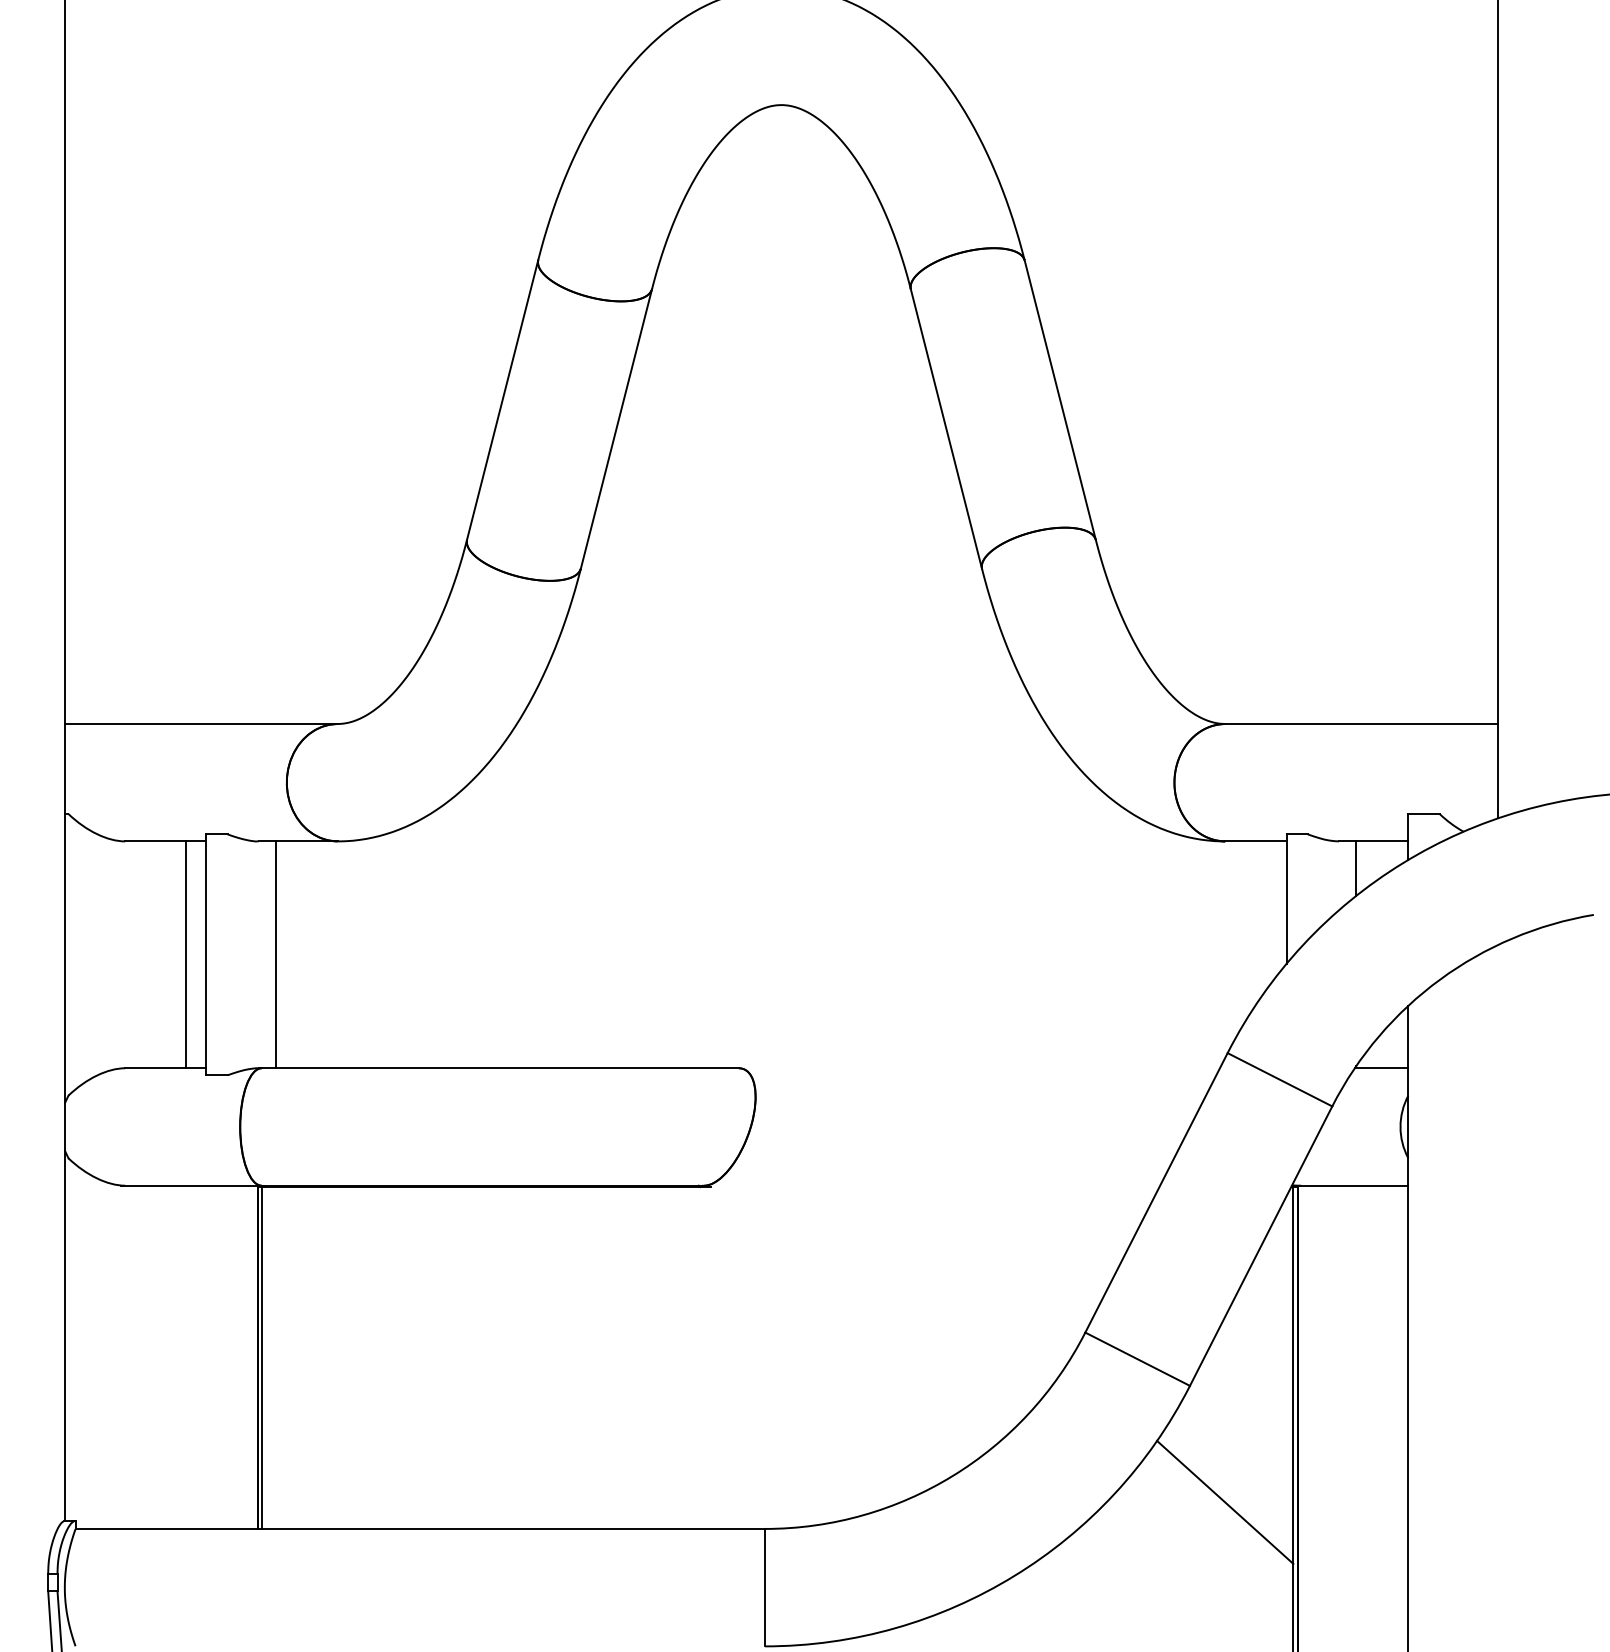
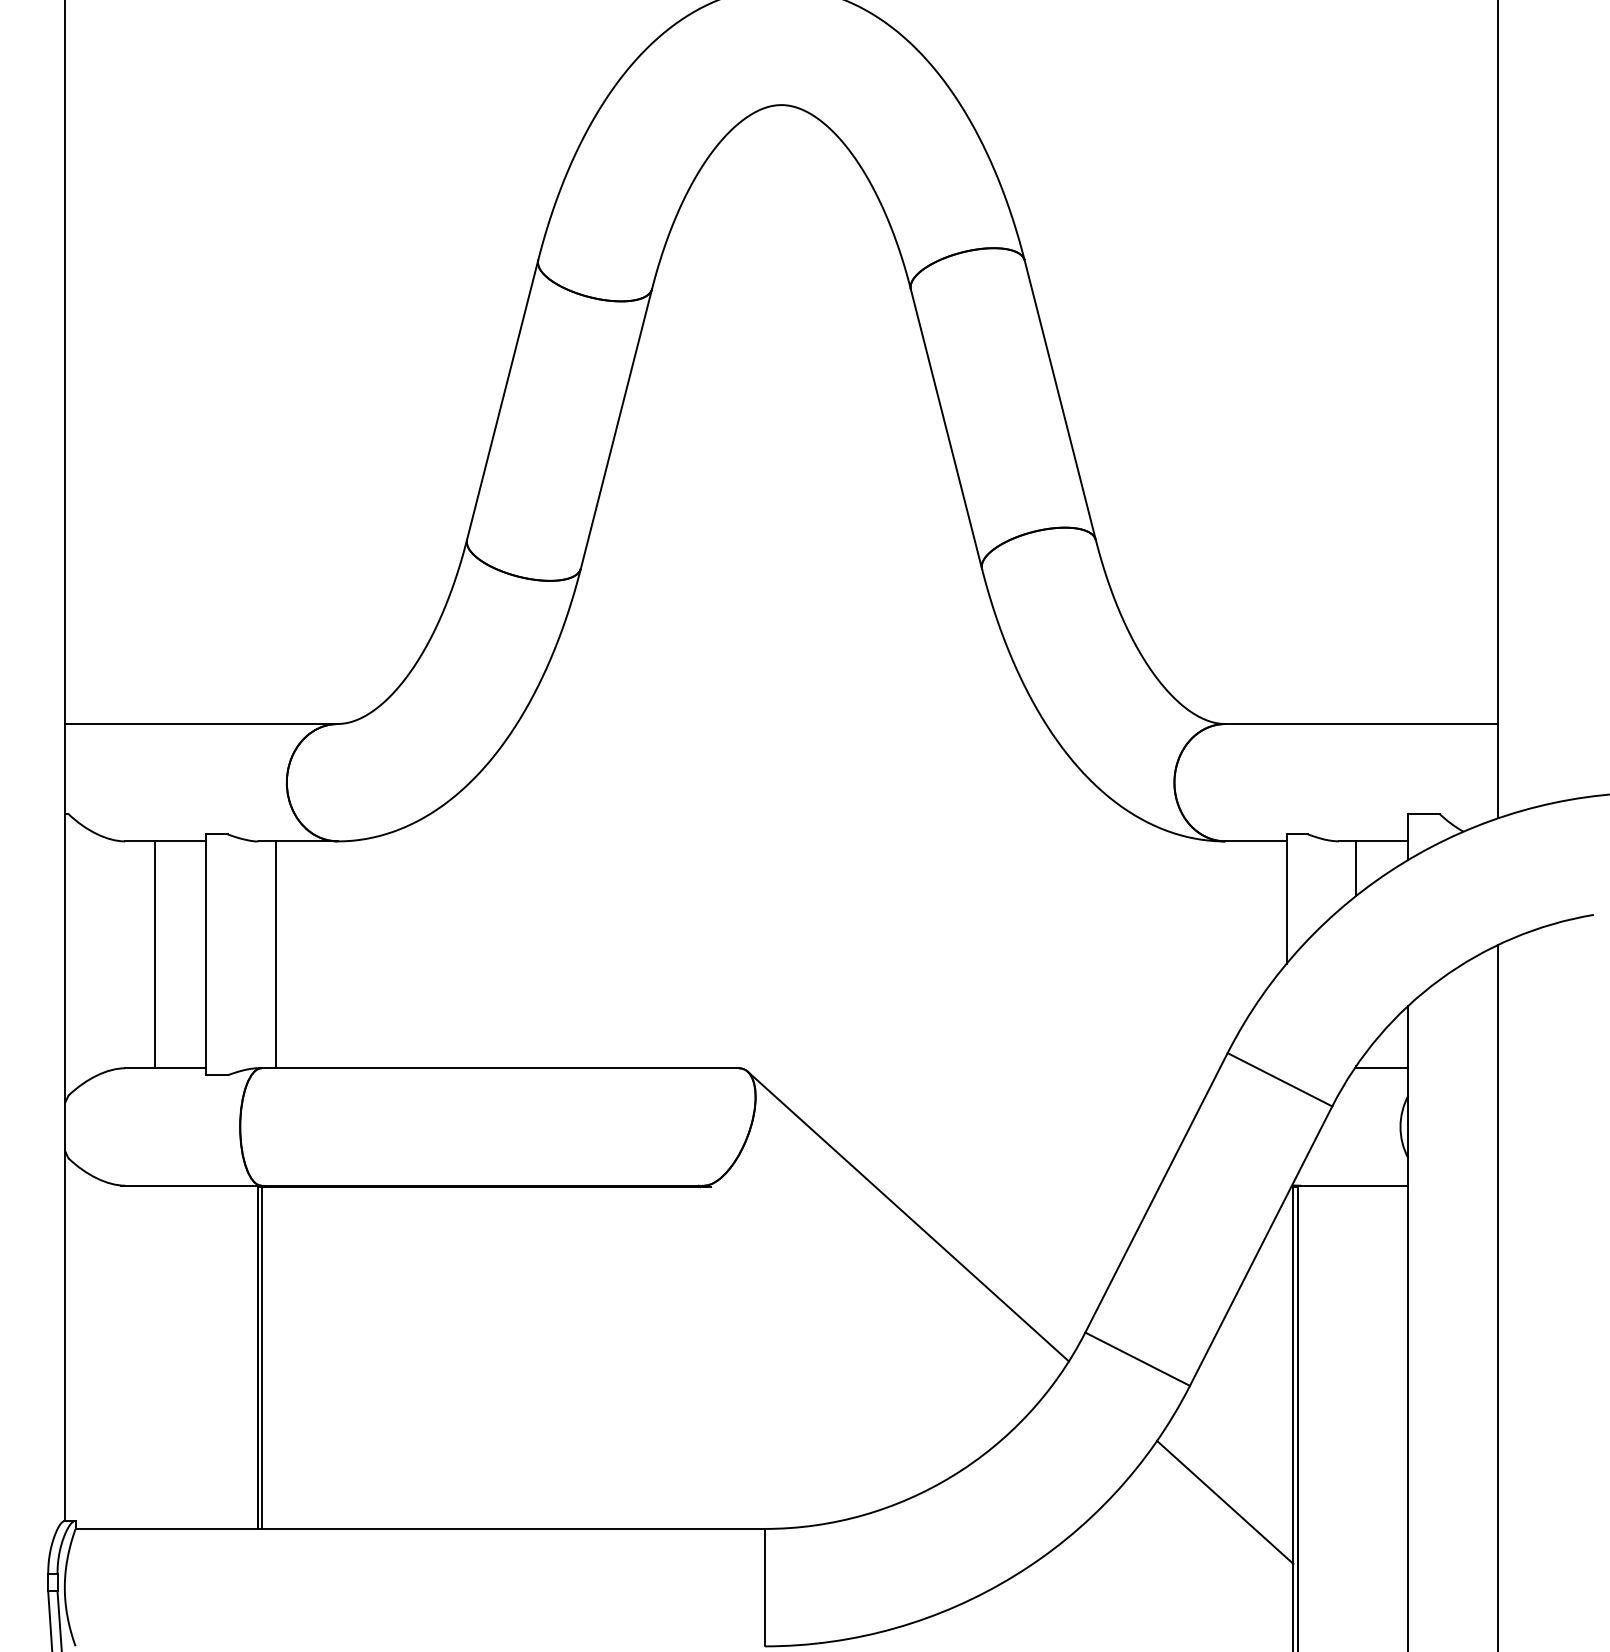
line position: (185, 954) -> (154, 954) (154, 954)
line: none -> present (908, 1216)
line: none -> present (1497, 1296)
